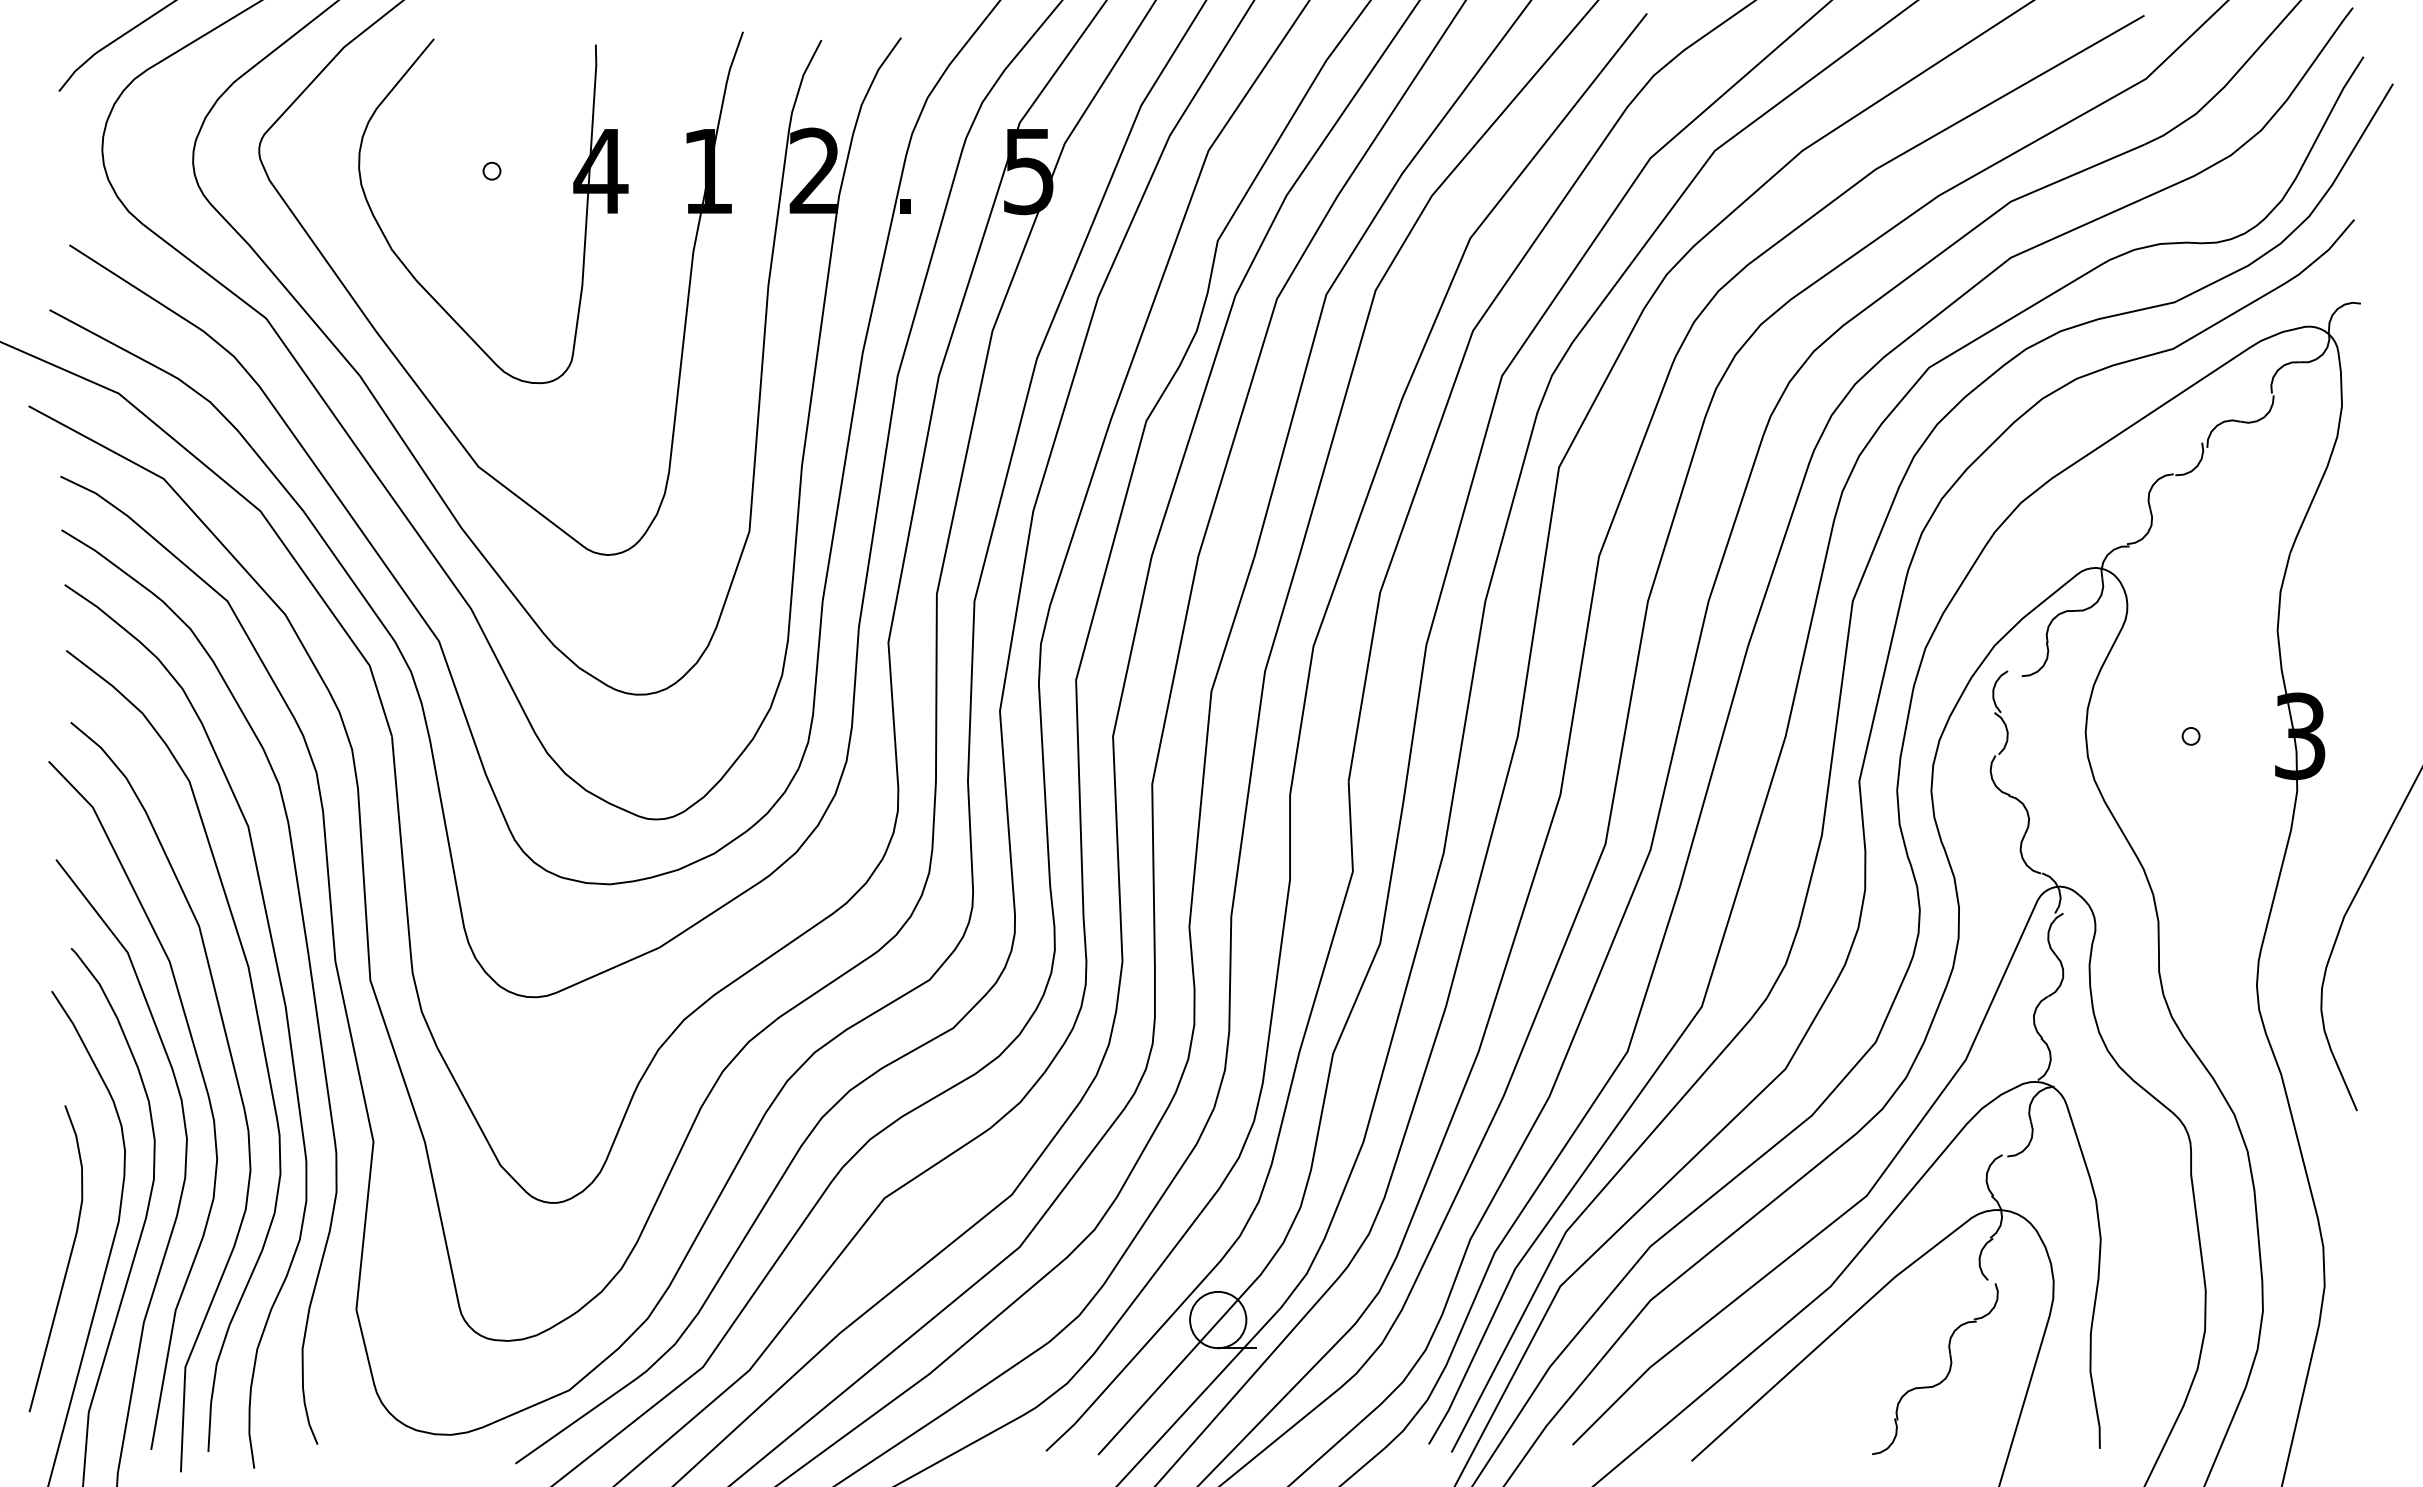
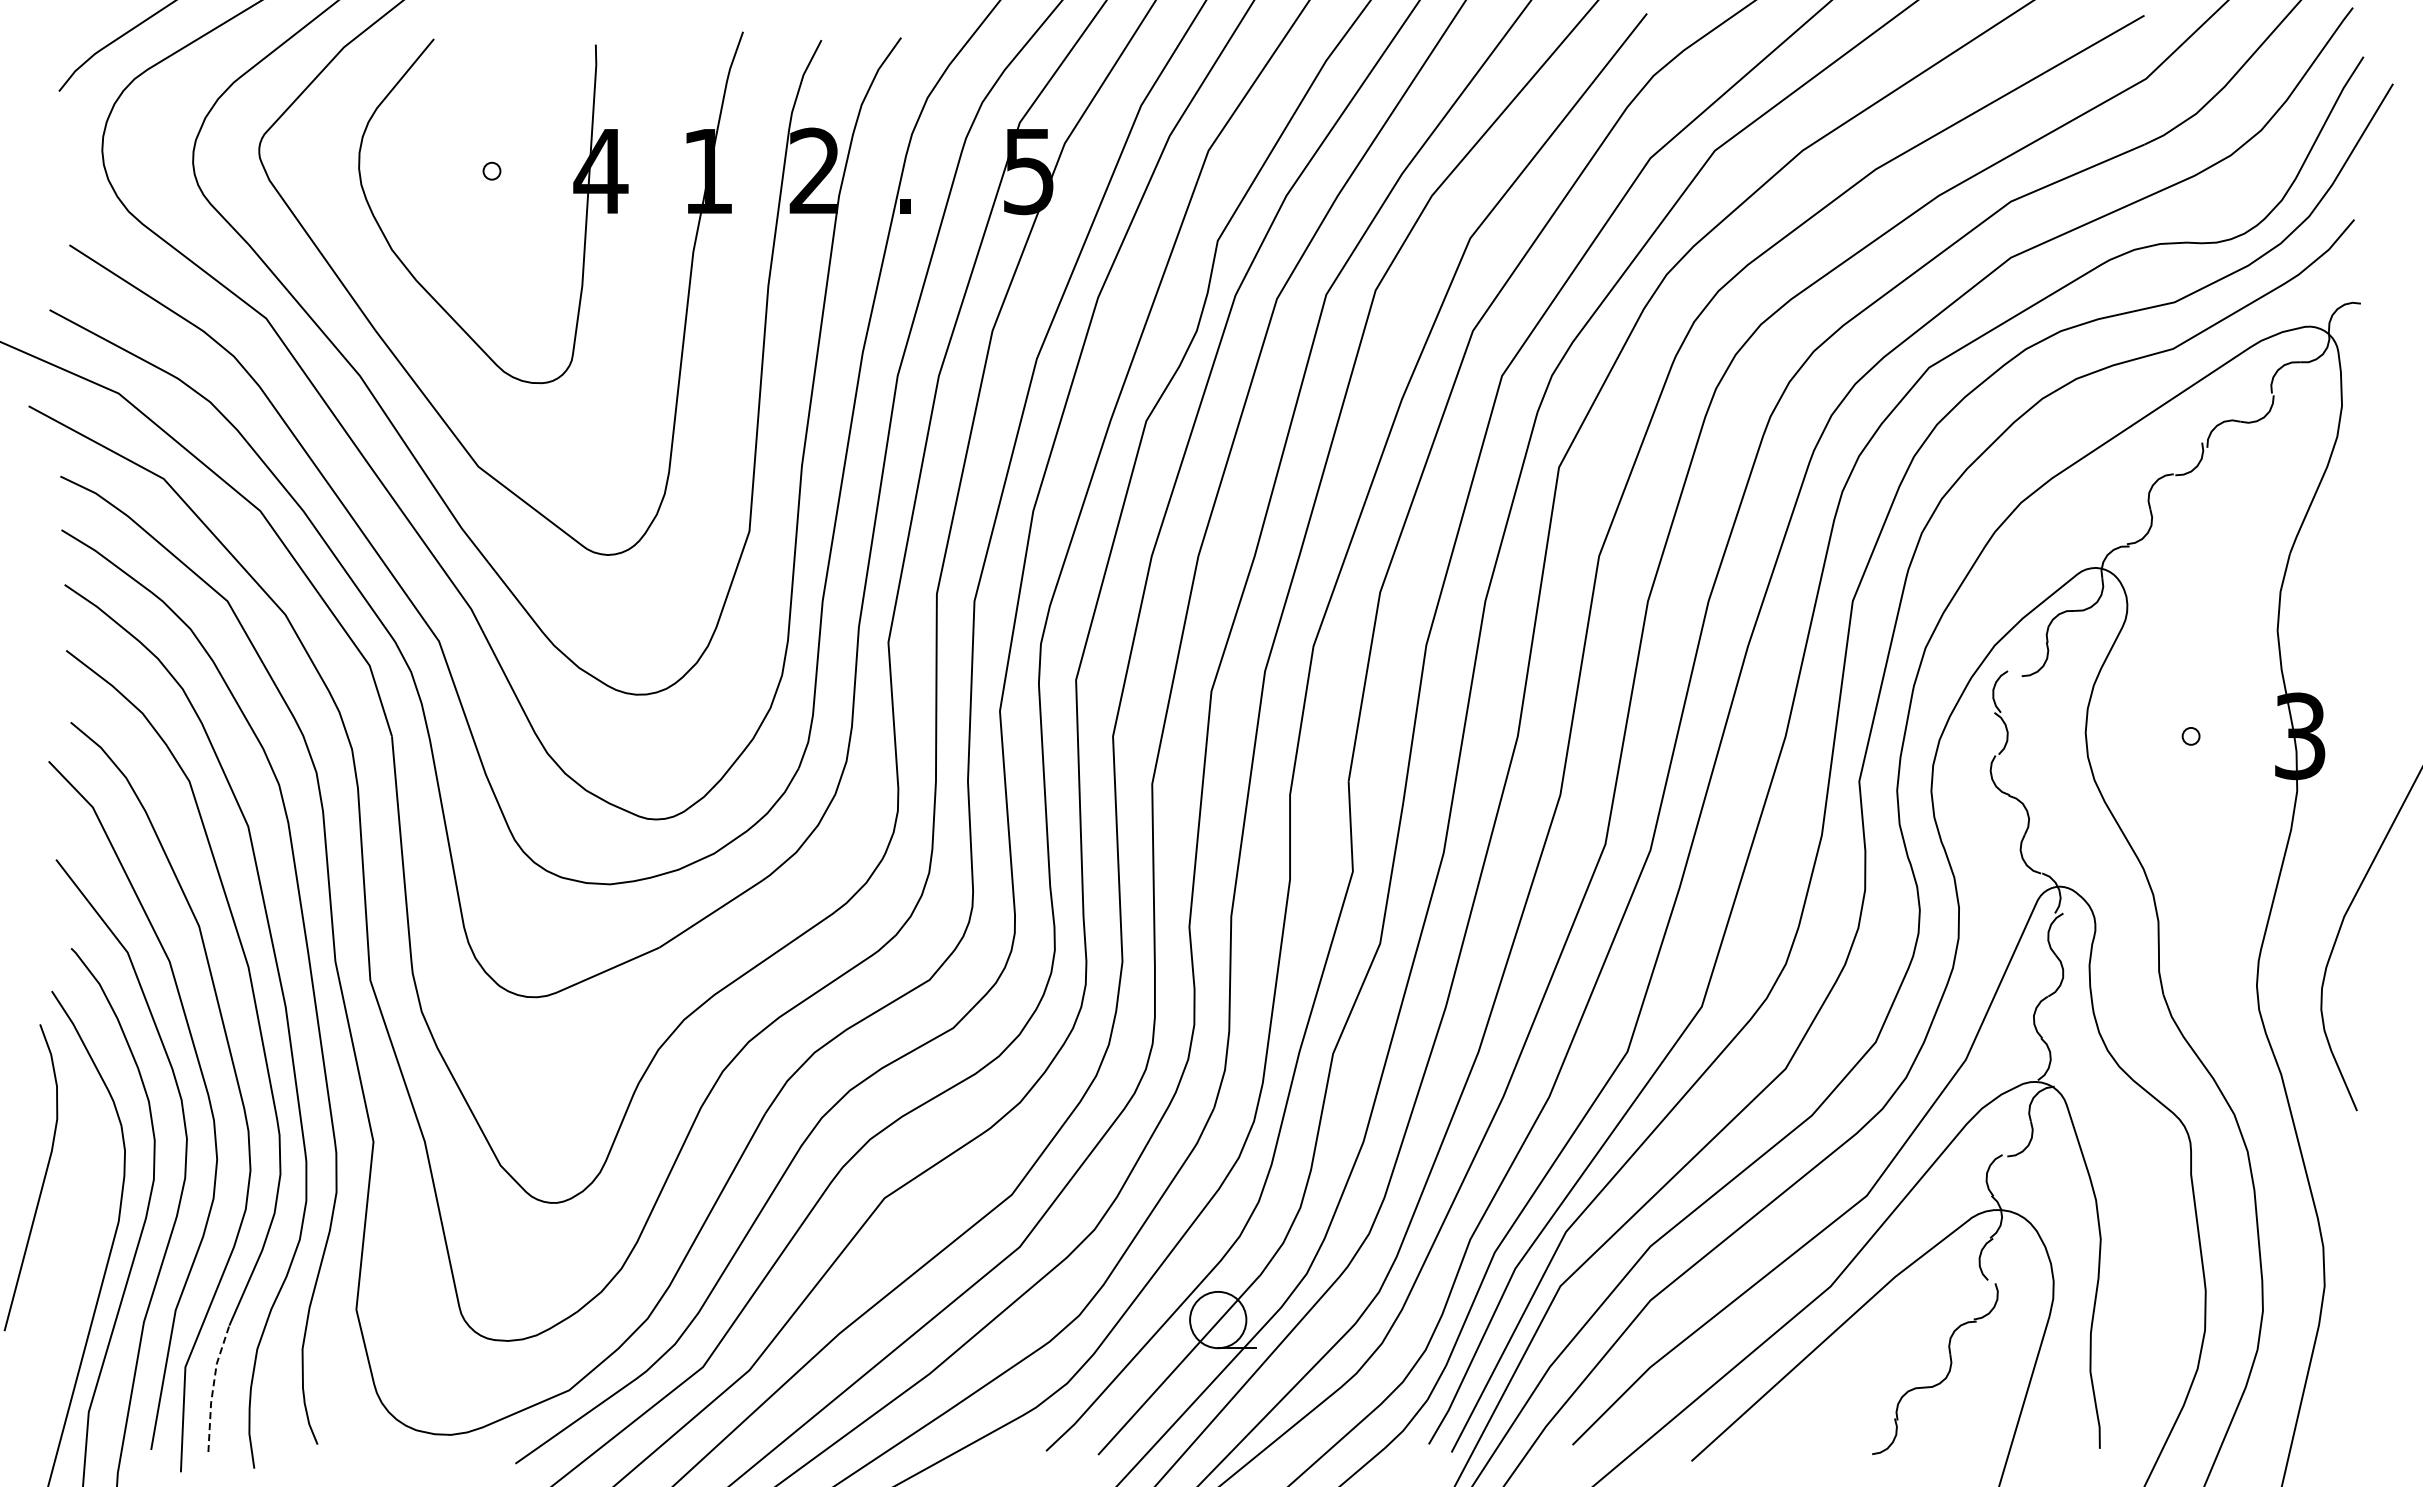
curve position: (67, 1263) -> (42, 1182) (42, 1182)
line: solid -> dashed (213, 1387)
